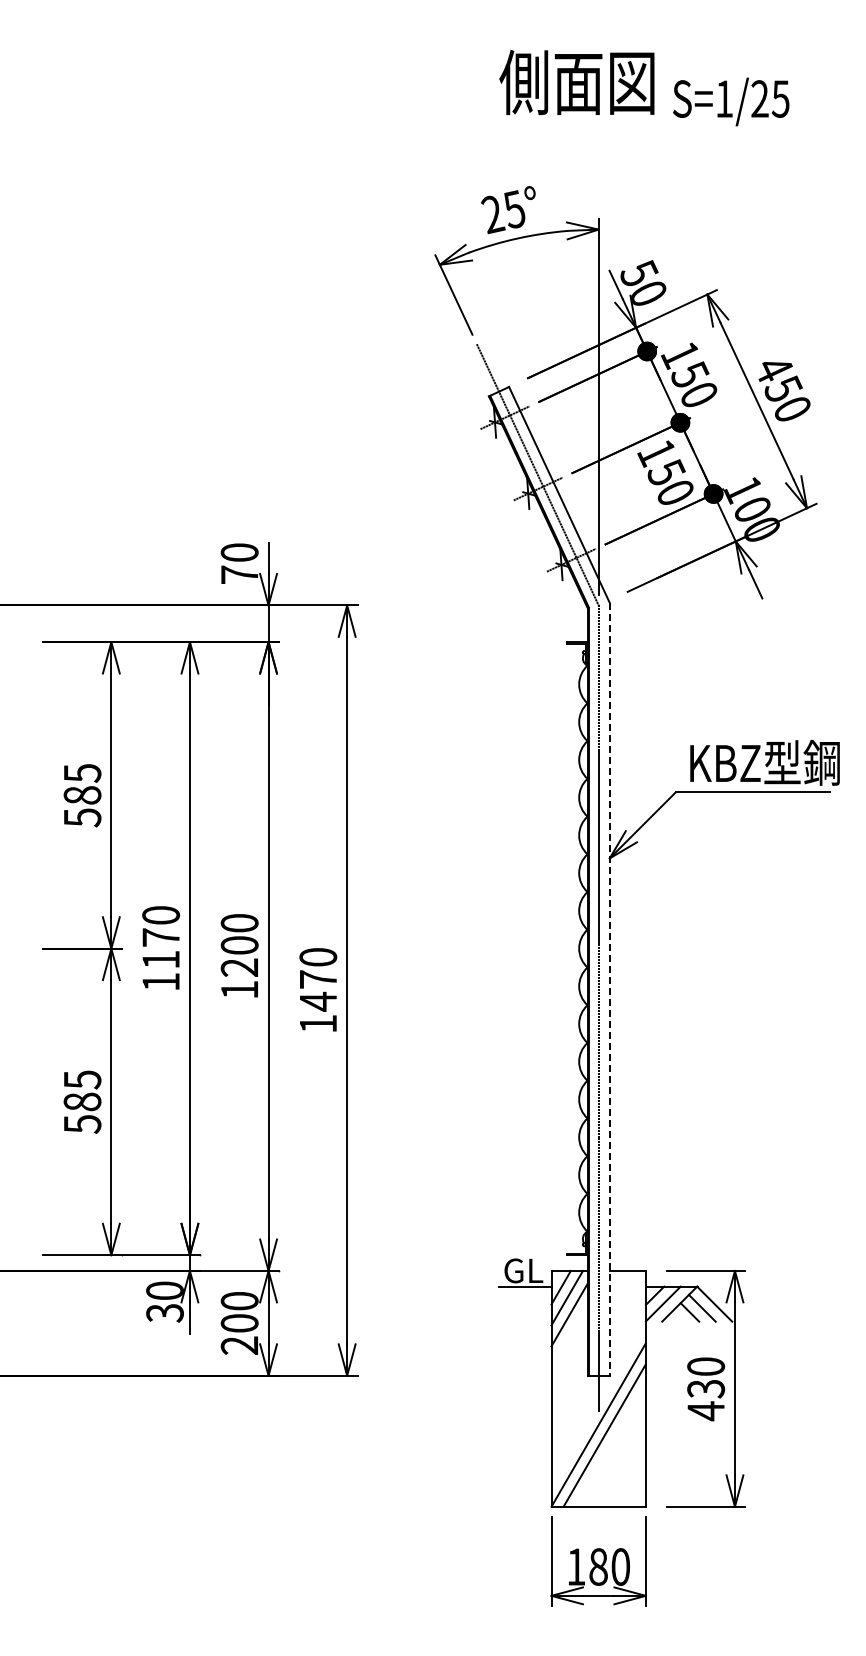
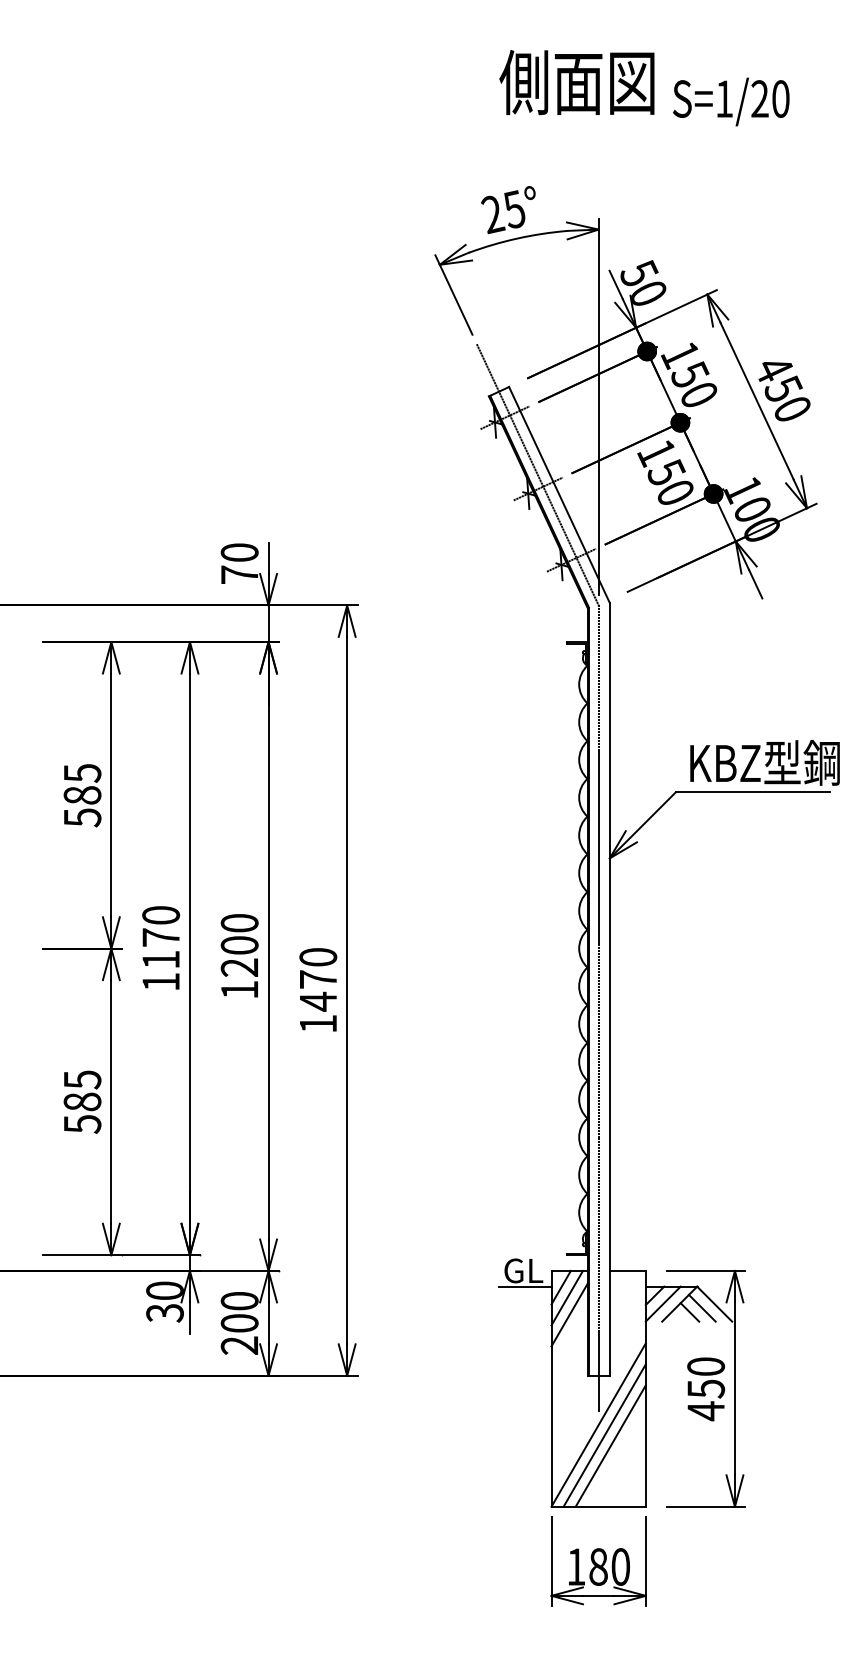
text: S=1/25 -> S=1/20 (780, 98)
line: dashed -> solid (609, 989)
text: 430 -> 450 (705, 1388)
line: none -> present (610, 1445)
